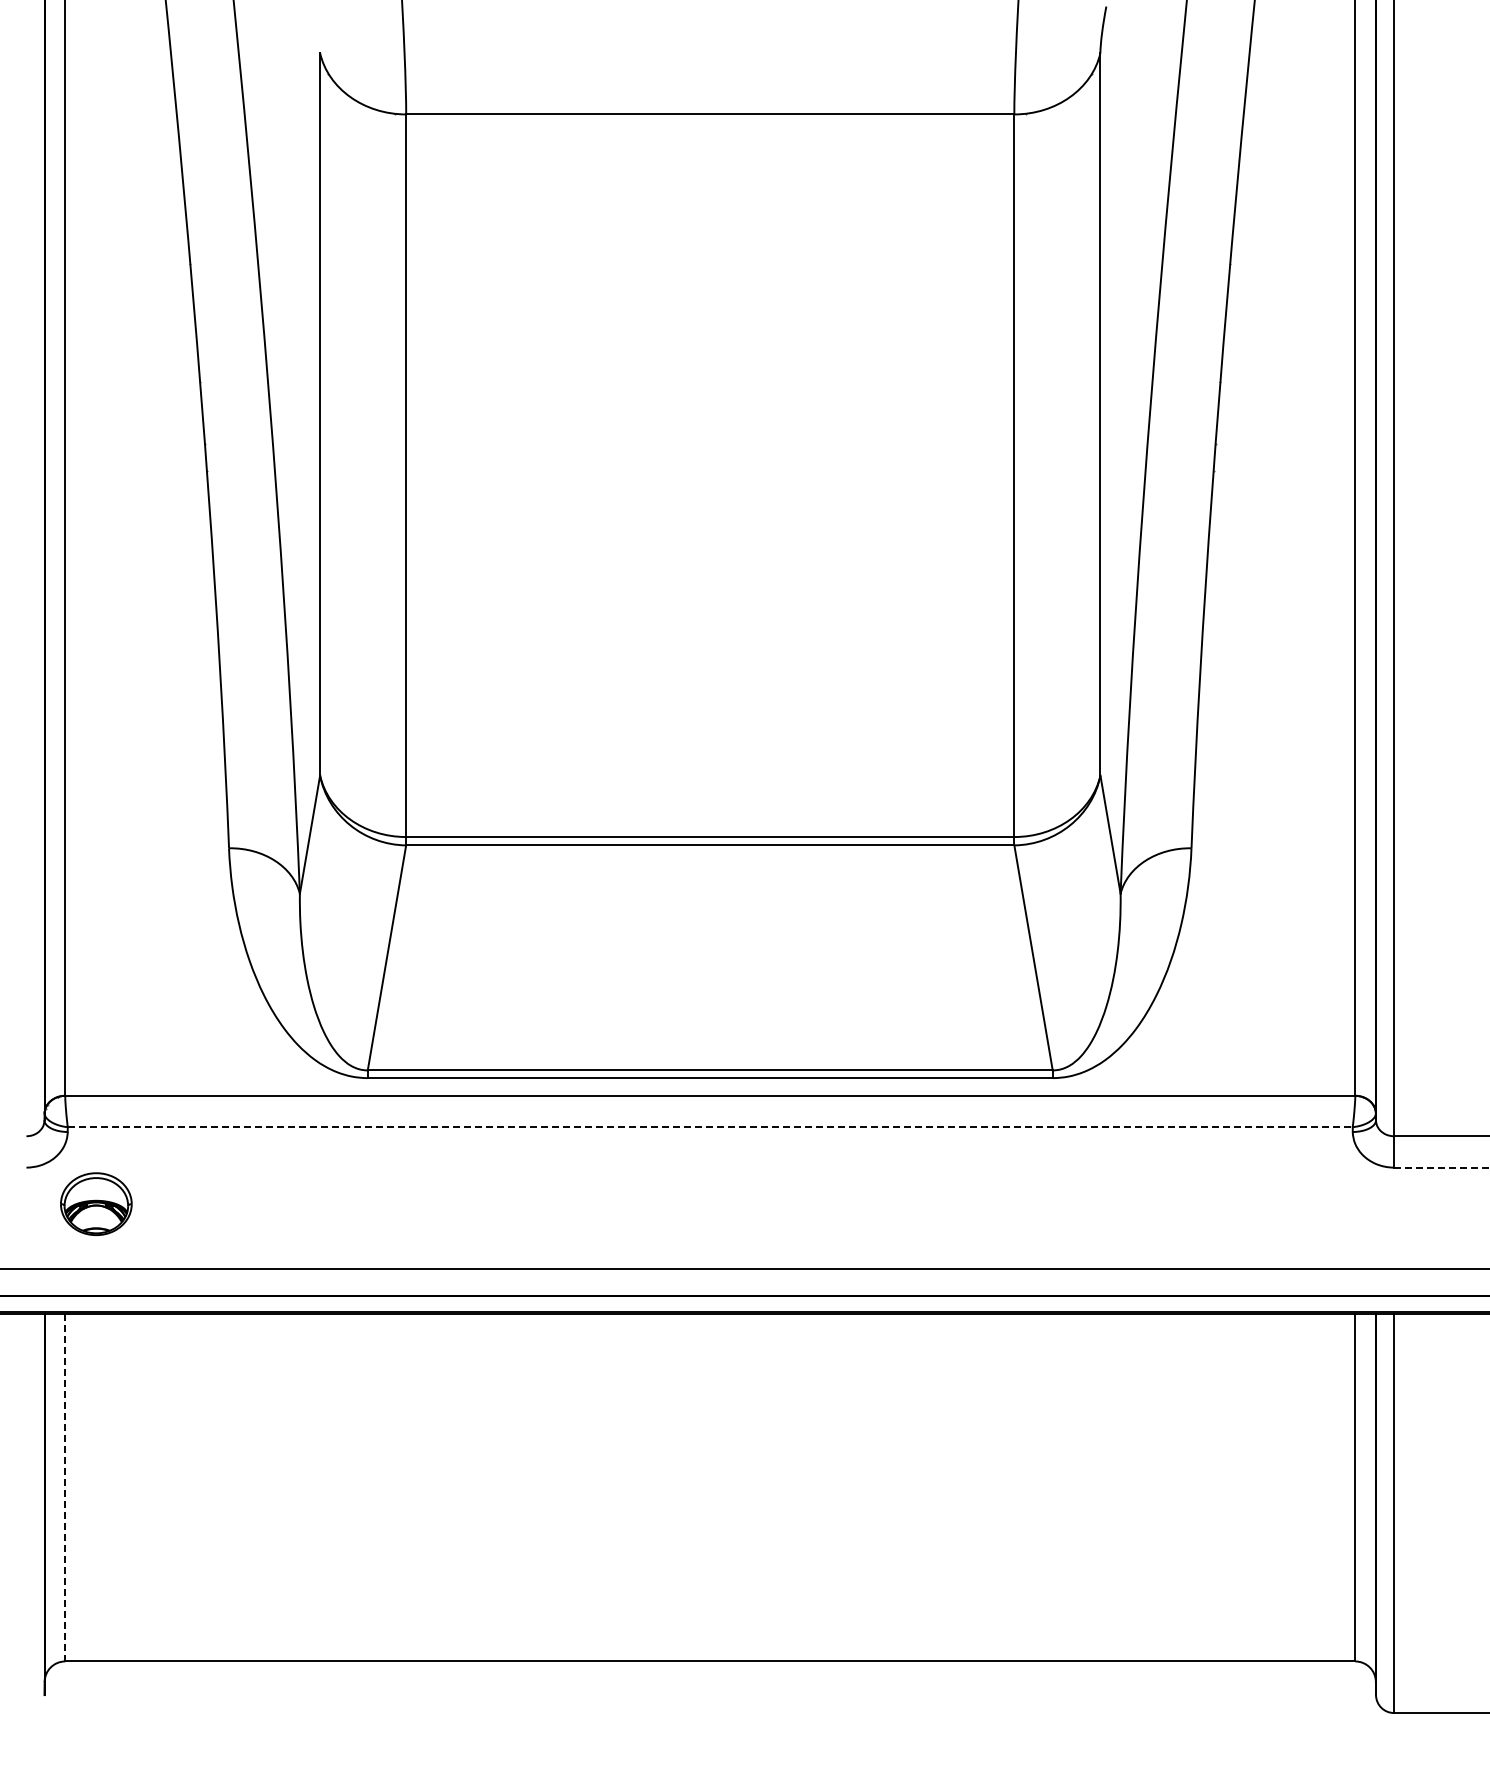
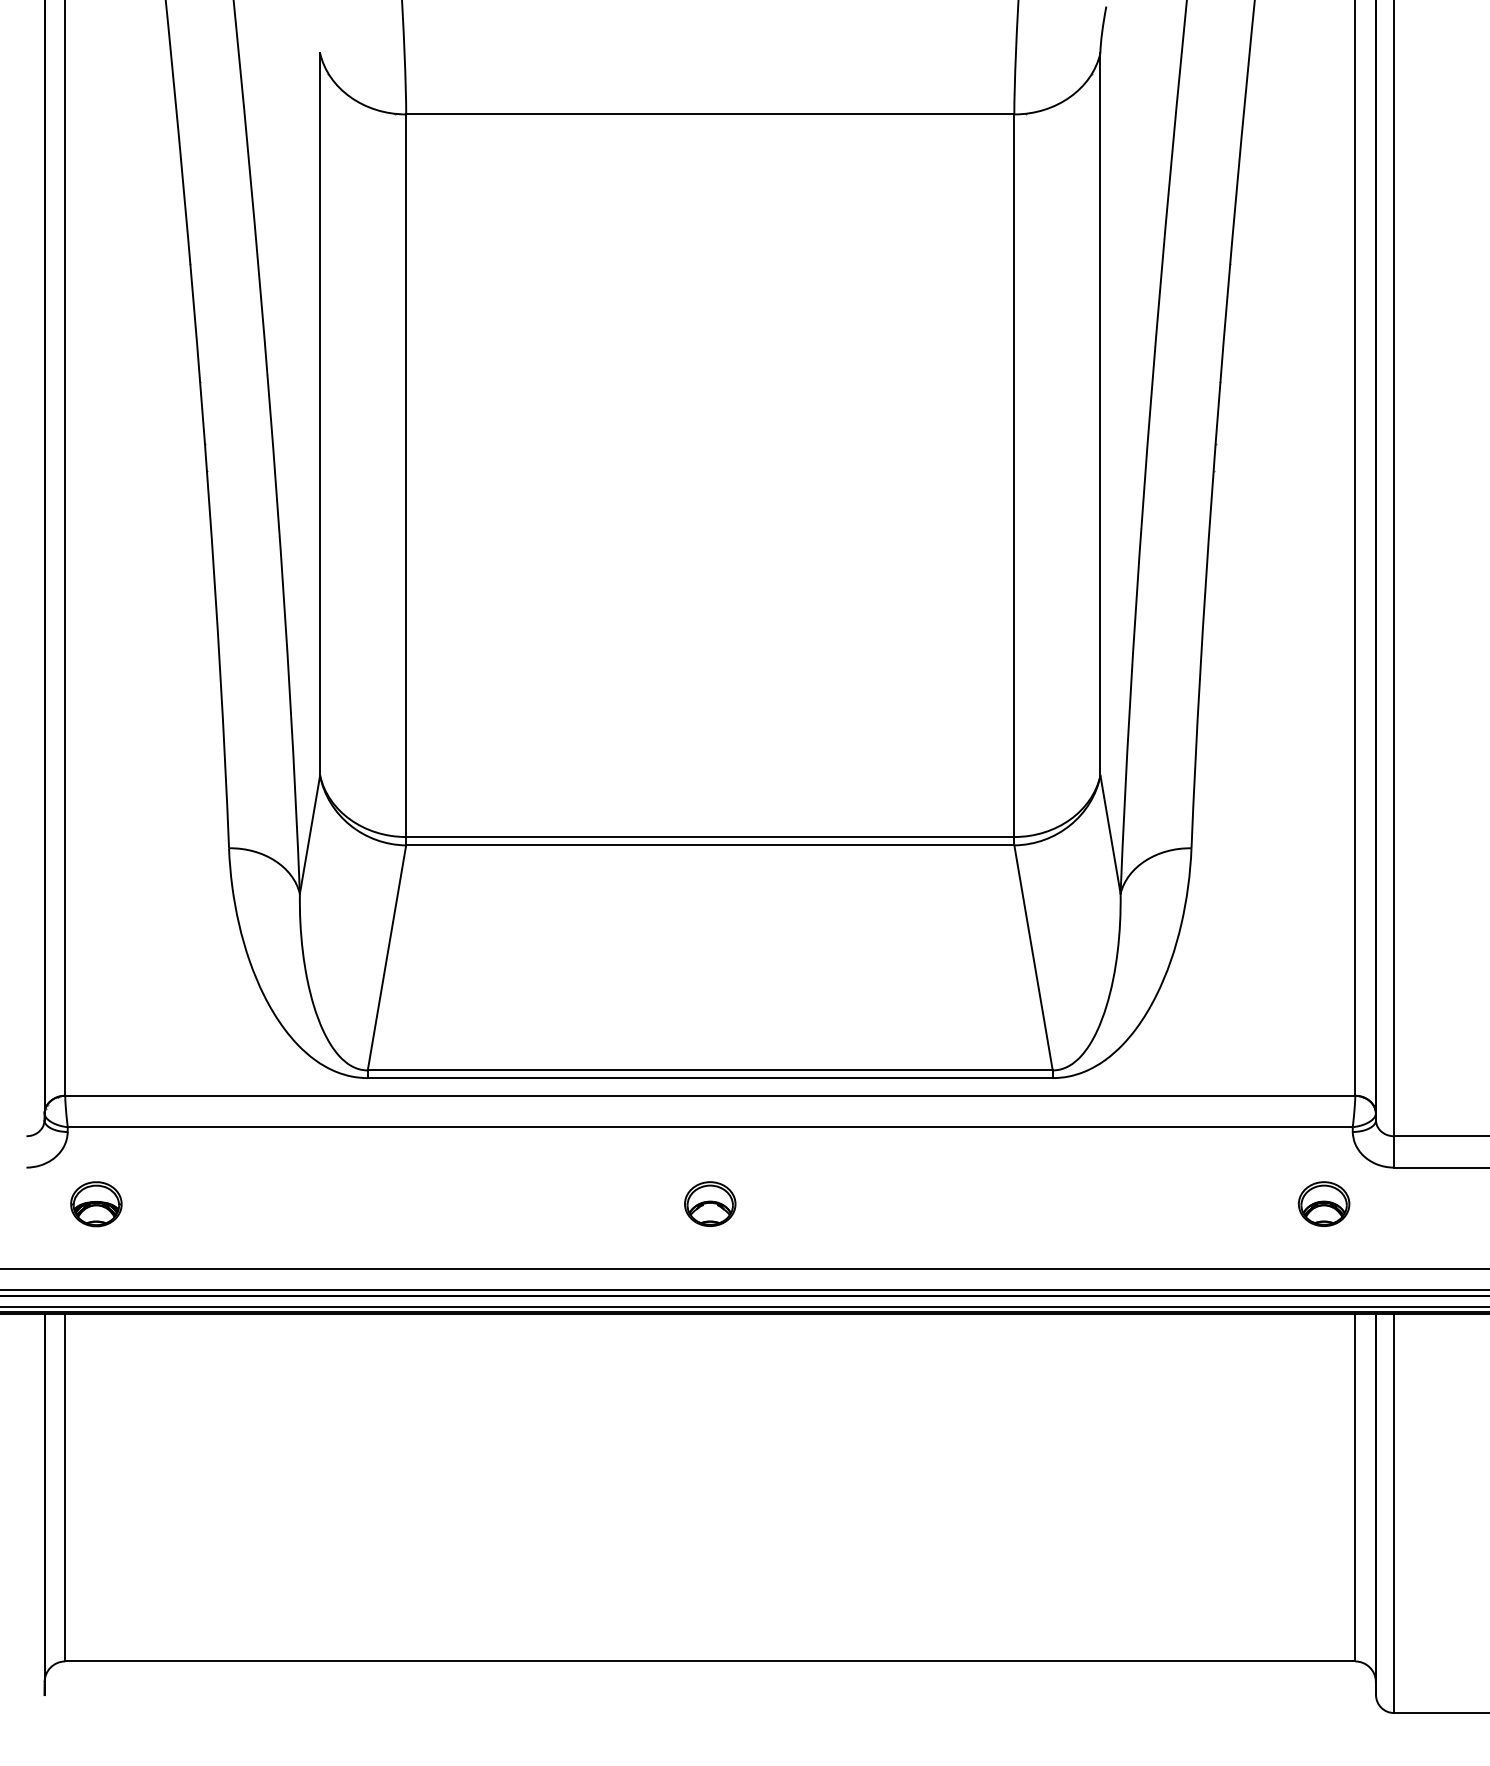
line: dashed -> solid (710, 1127)
line: dashed -> solid (1442, 1167)
part size: 73x64 px -> 53x47 px (96, 1204)
part: none -> present (710, 1203)
part: none -> present (1324, 1203)
line: none -> present (744, 1290)
line: none -> present (744, 1307)
line: dashed -> solid (65, 1487)
